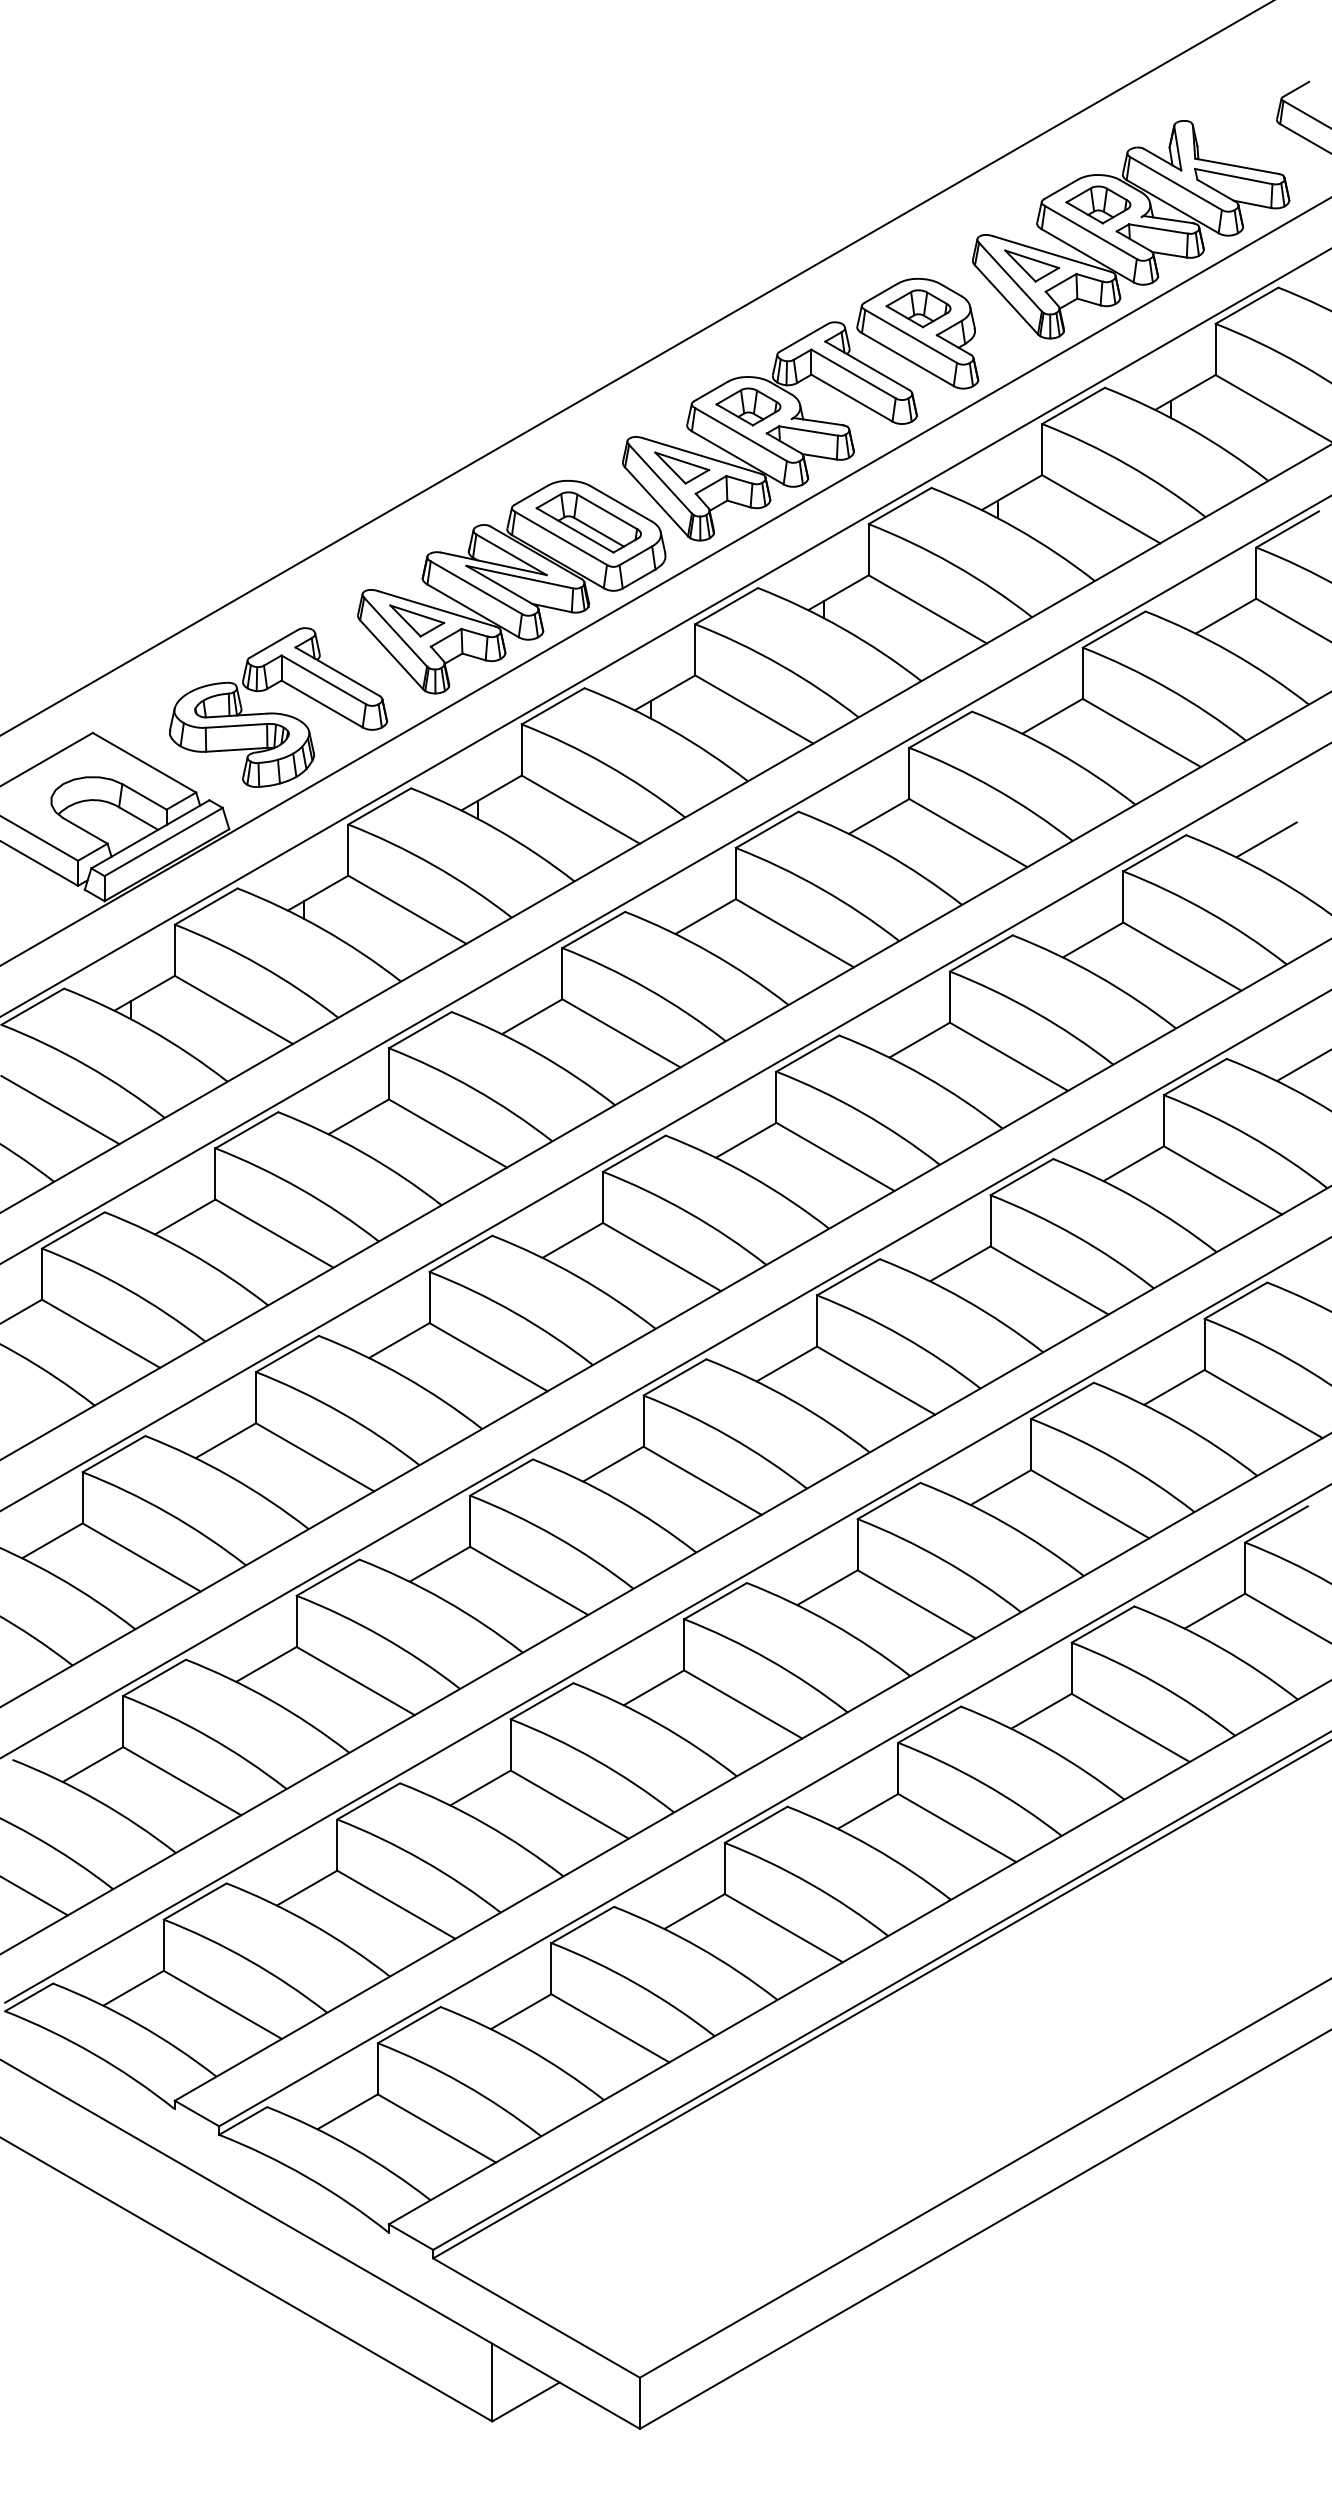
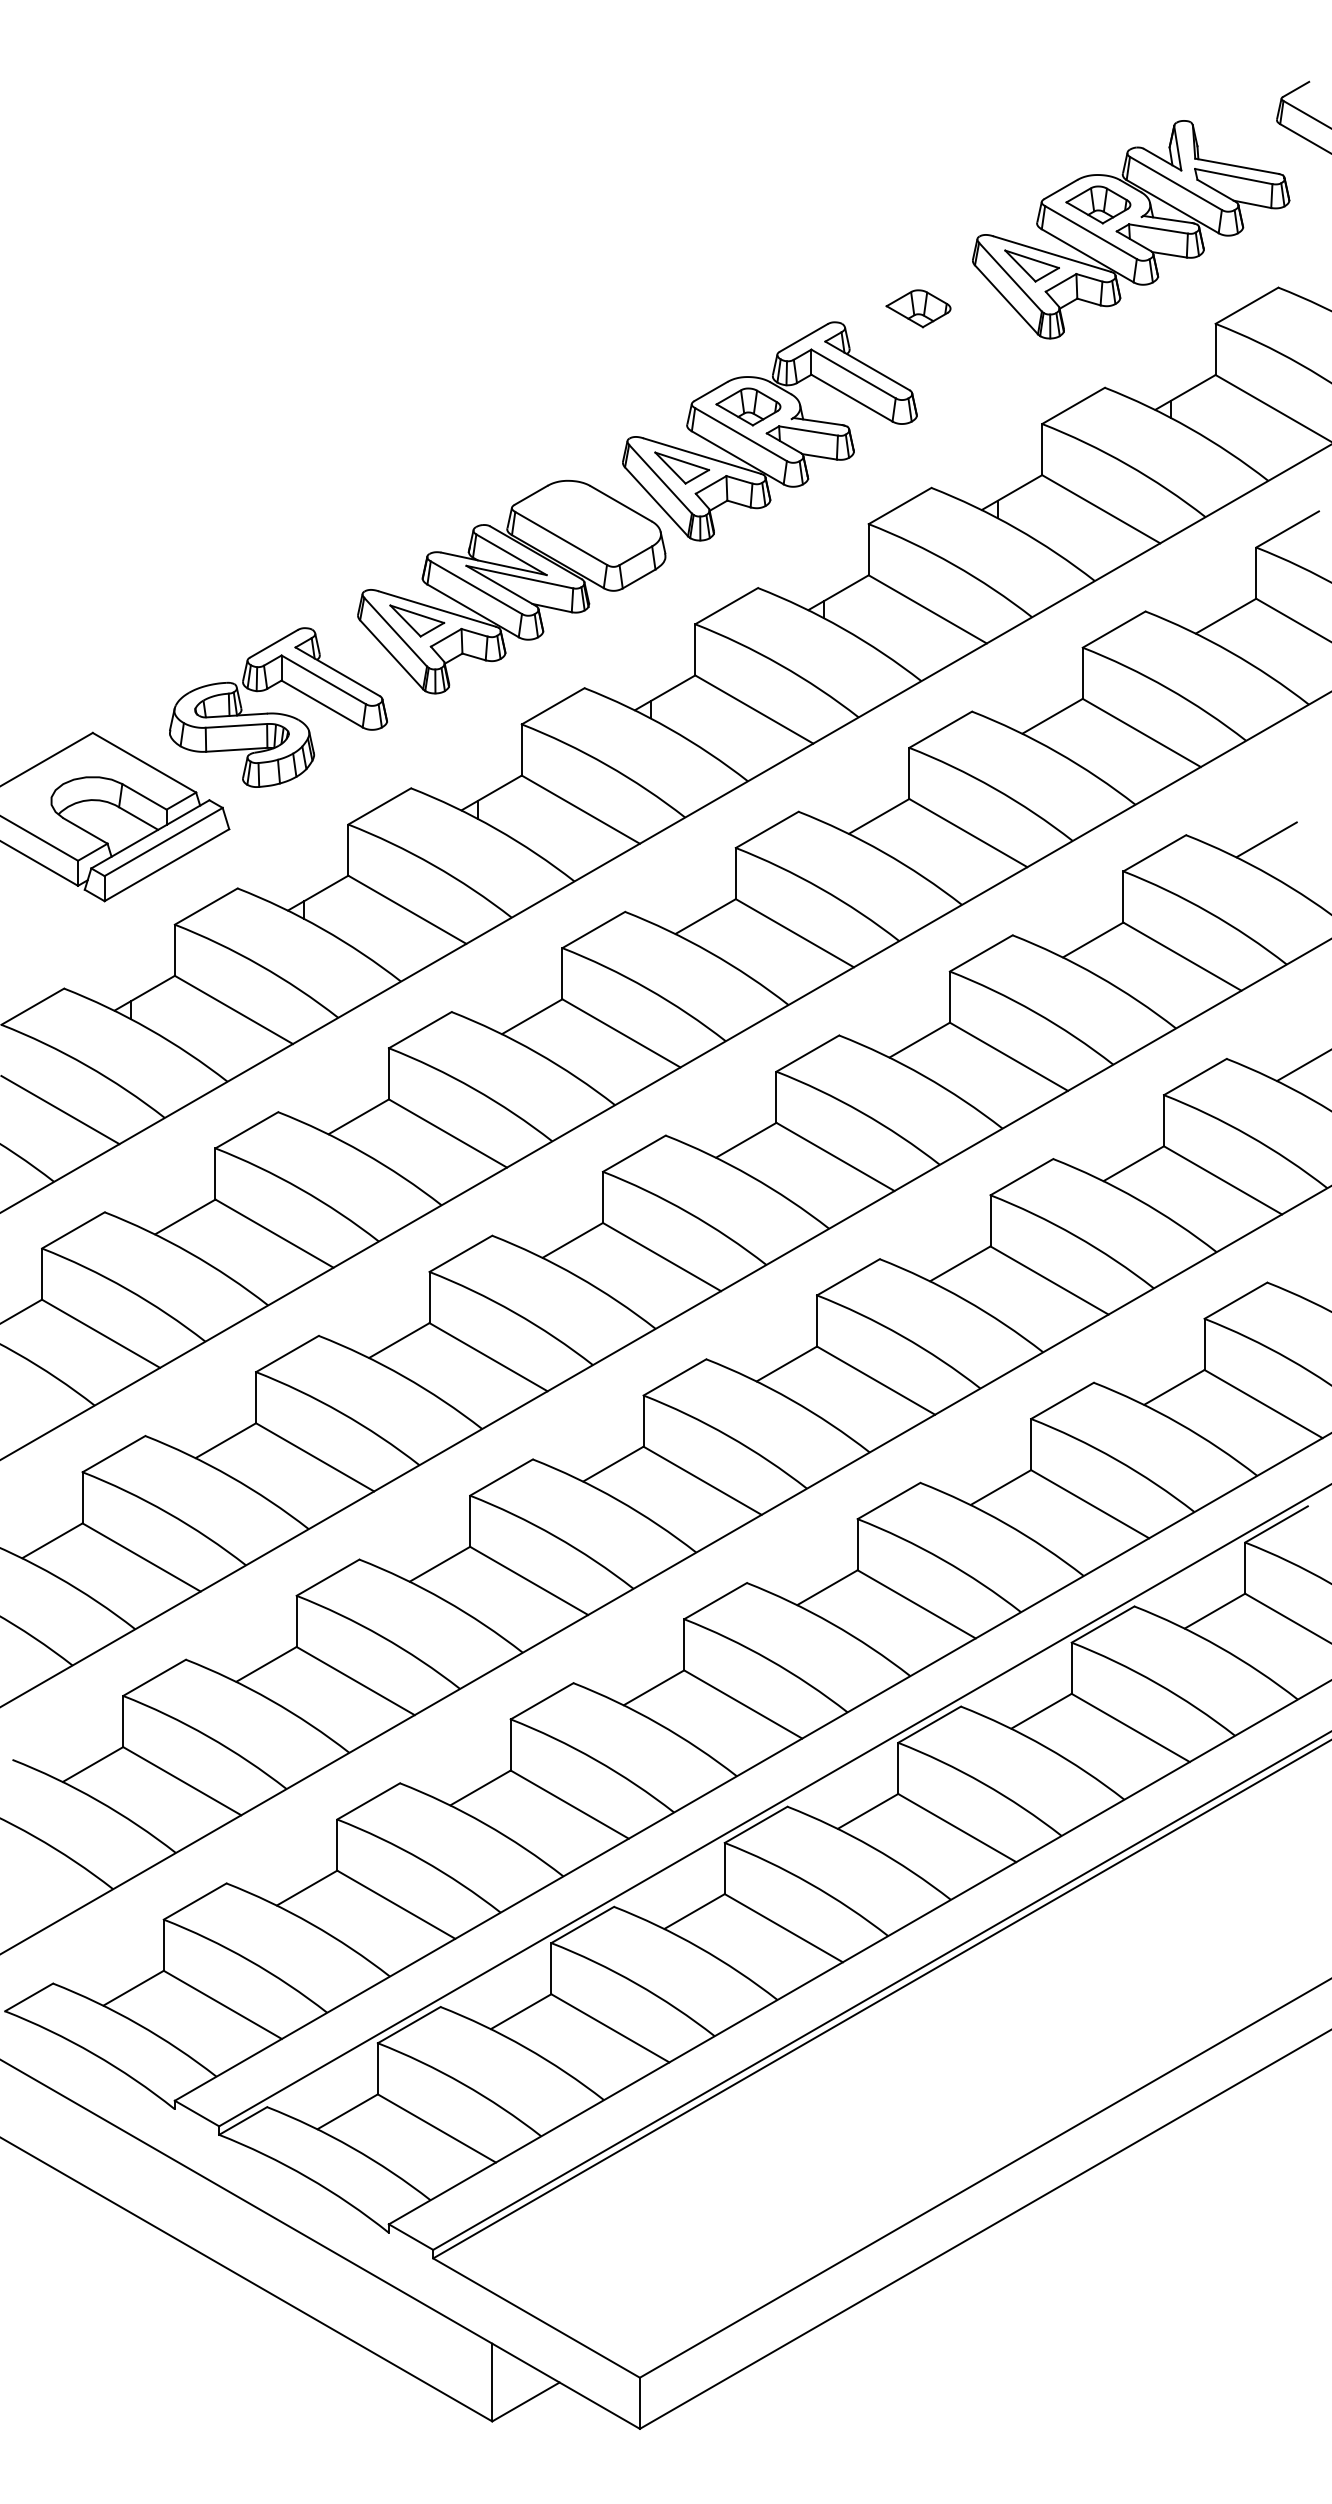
part: present -> none (917, 333)
line: present -> none (636, 368)
part: present -> none (588, 522)
line: present -> none (665, 581)
line: present -> none (665, 632)
line: present -> none (665, 880)
line: present -> none (665, 1127)
line: present -> none (665, 1374)
line: present -> none (666, 1620)
line: present -> none (34, 1896)
